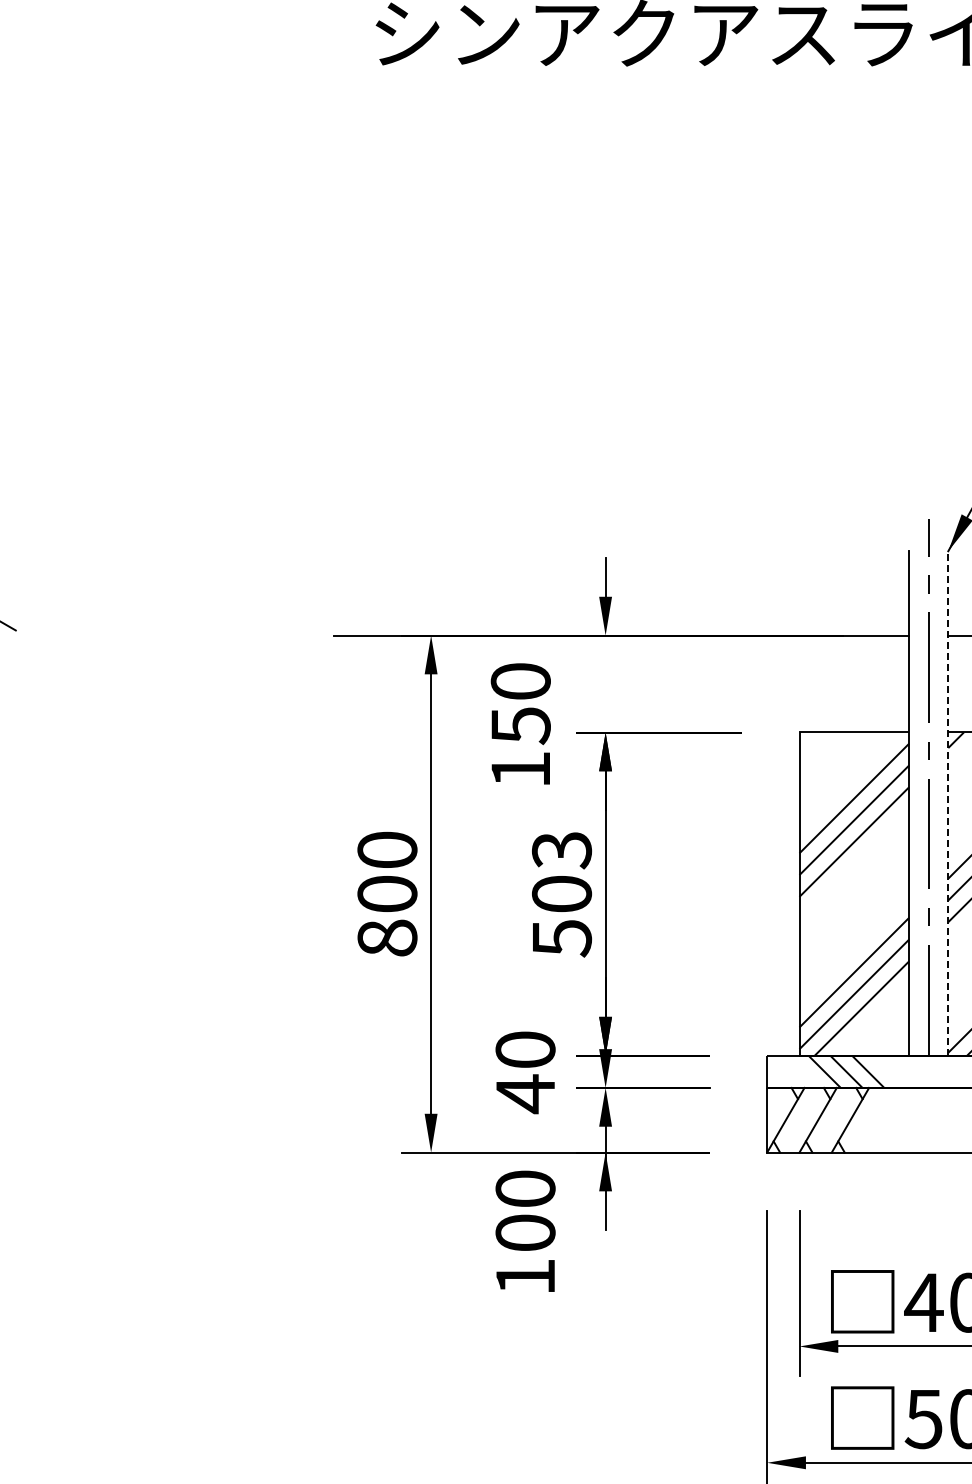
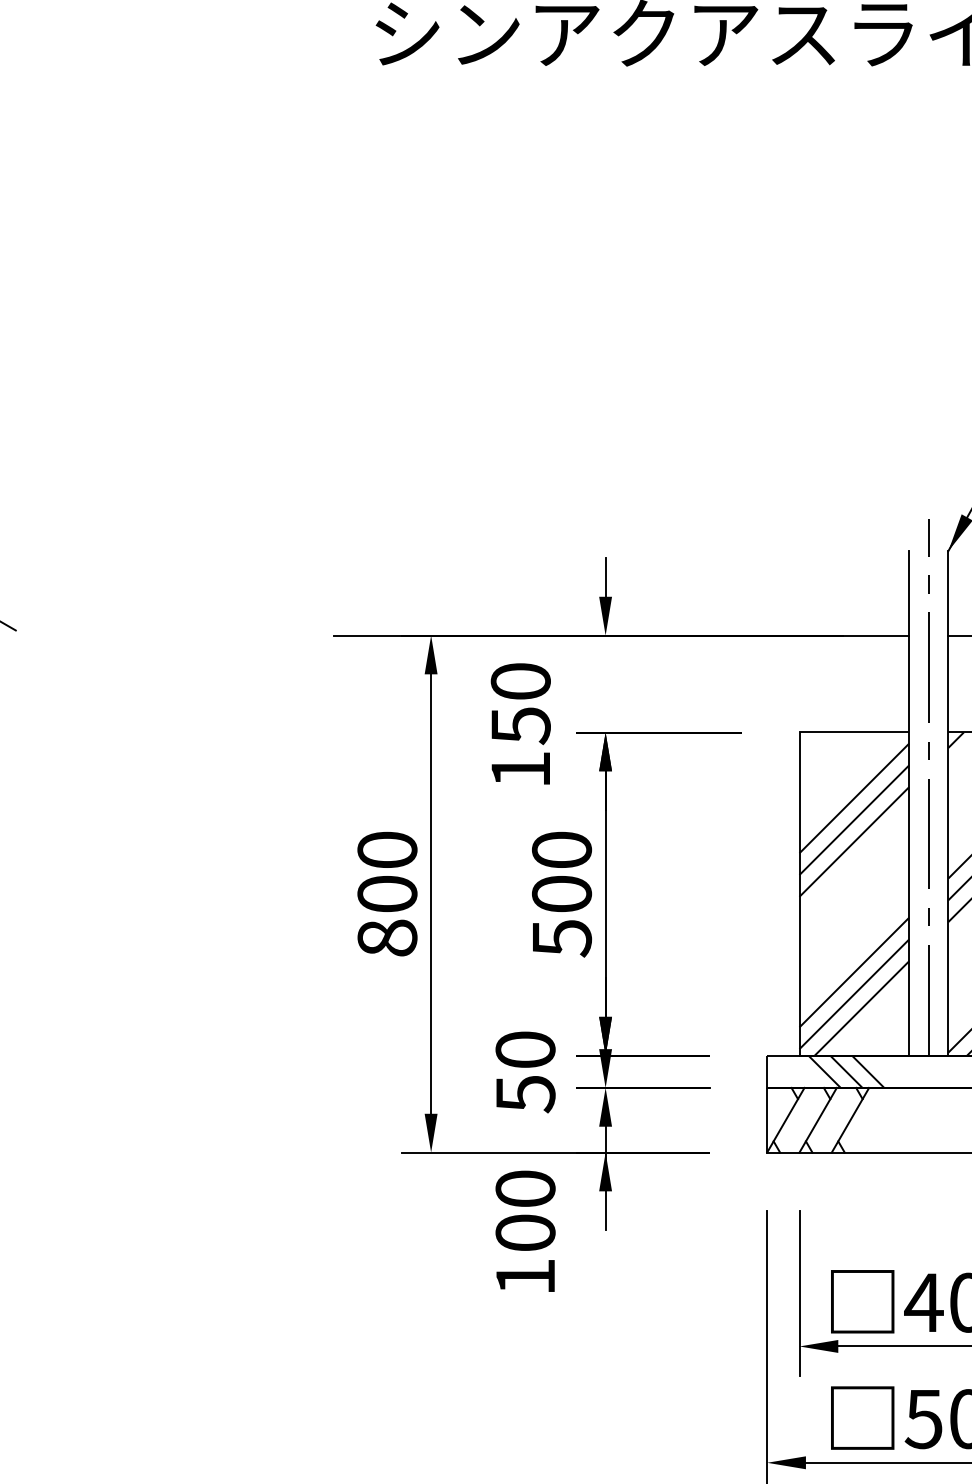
line: dashed -> solid (948, 802)
text: 503 -> 500 (561, 850)
text: 40 -> 50 (525, 1094)
